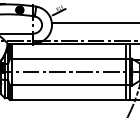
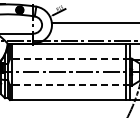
line: solid -> dashed (69, 59)
line: solid -> dashed (69, 84)
